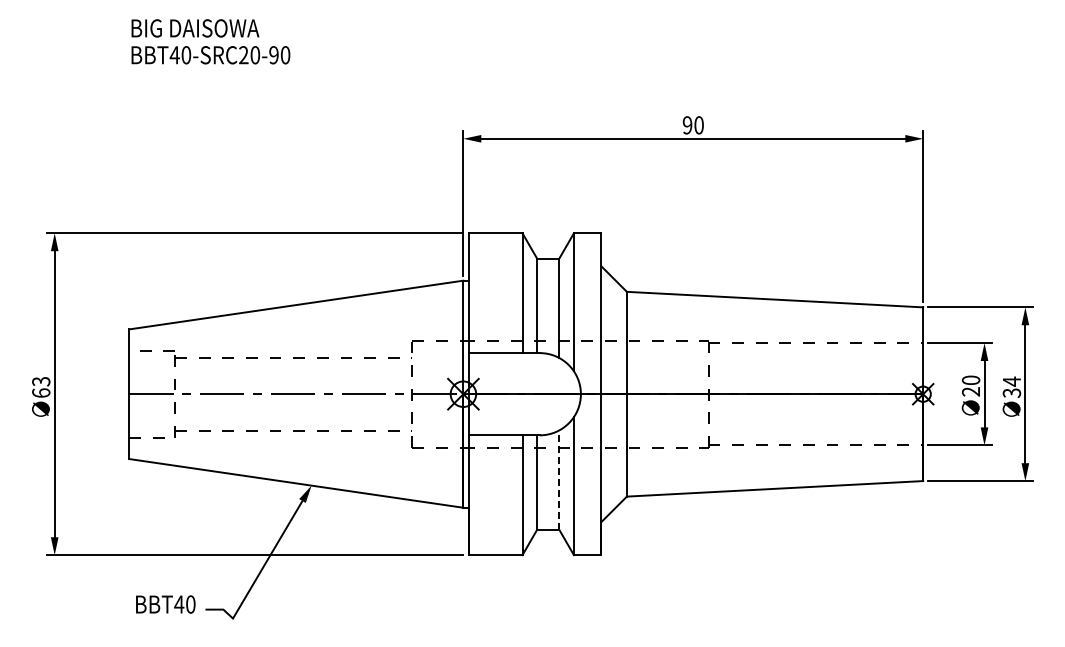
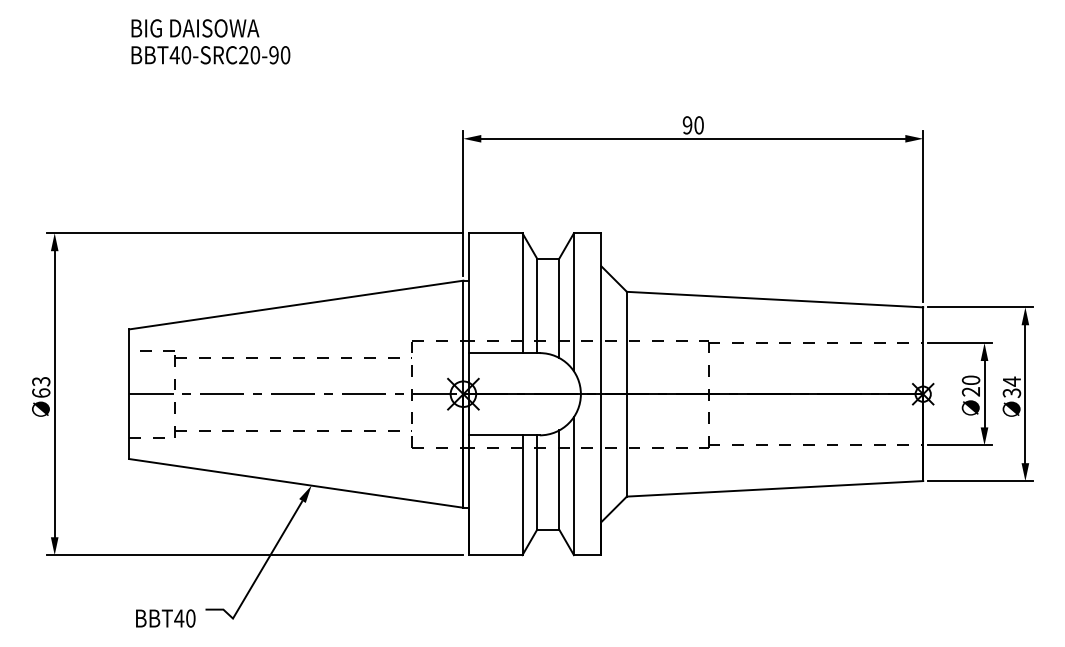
line: dashed -> solid (559, 480)
text position: (165, 604) -> (165, 618) (165, 618)
